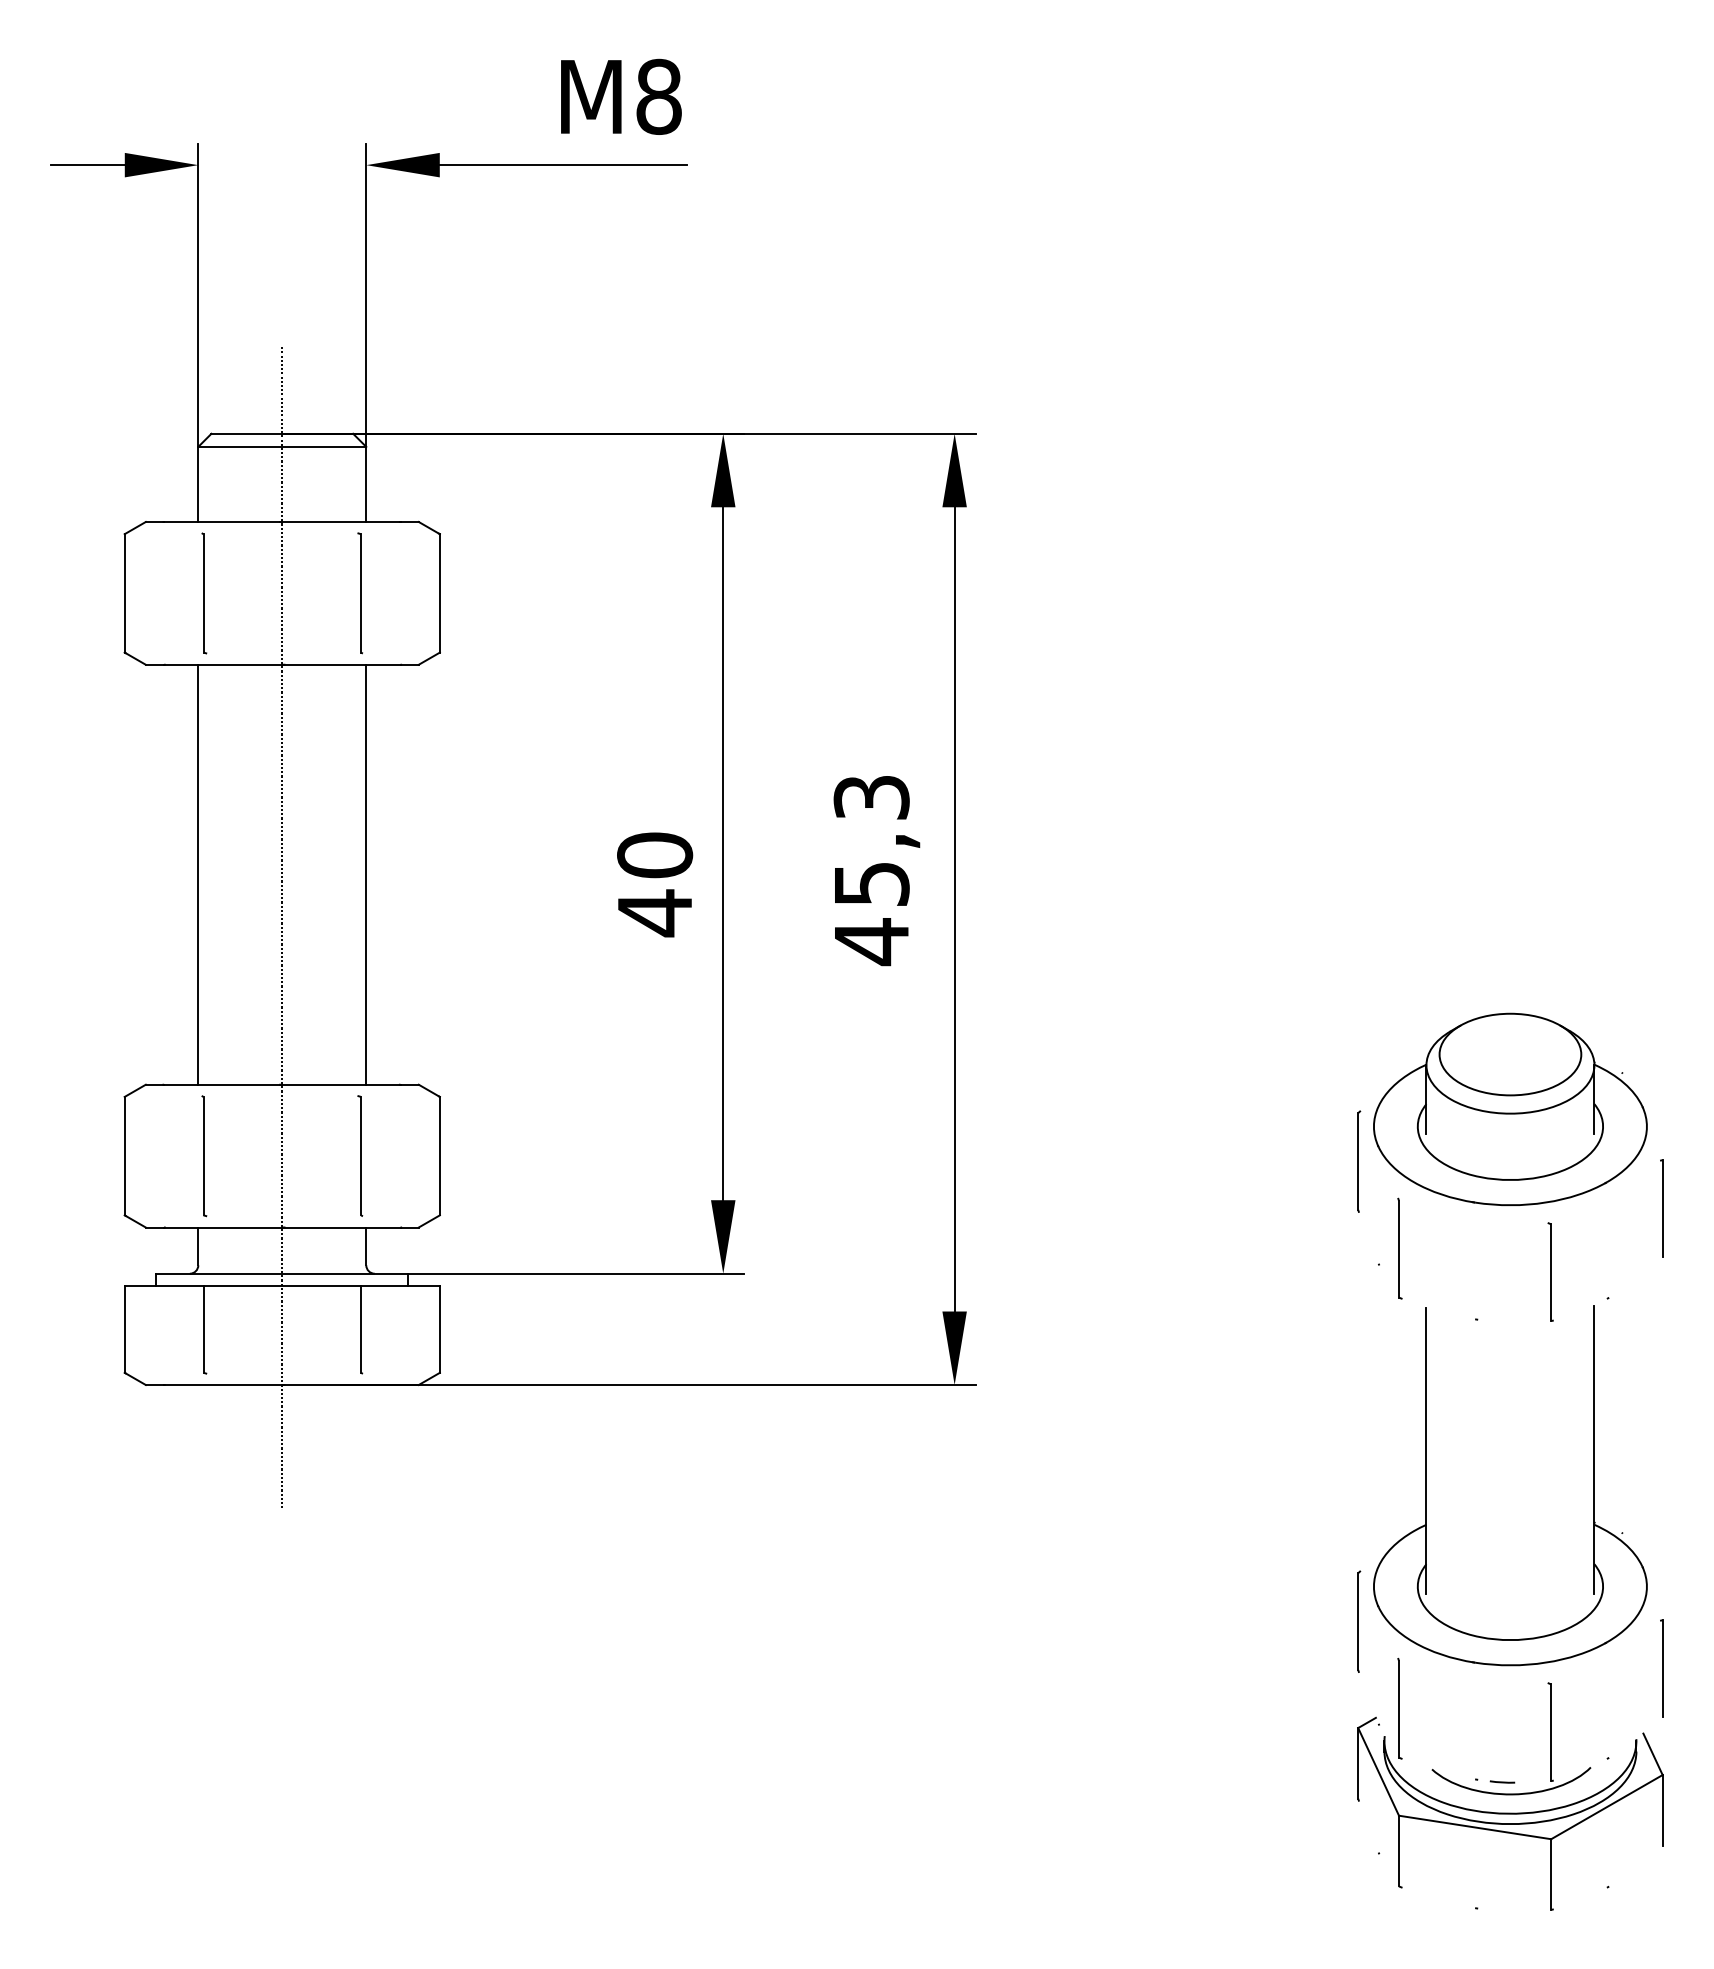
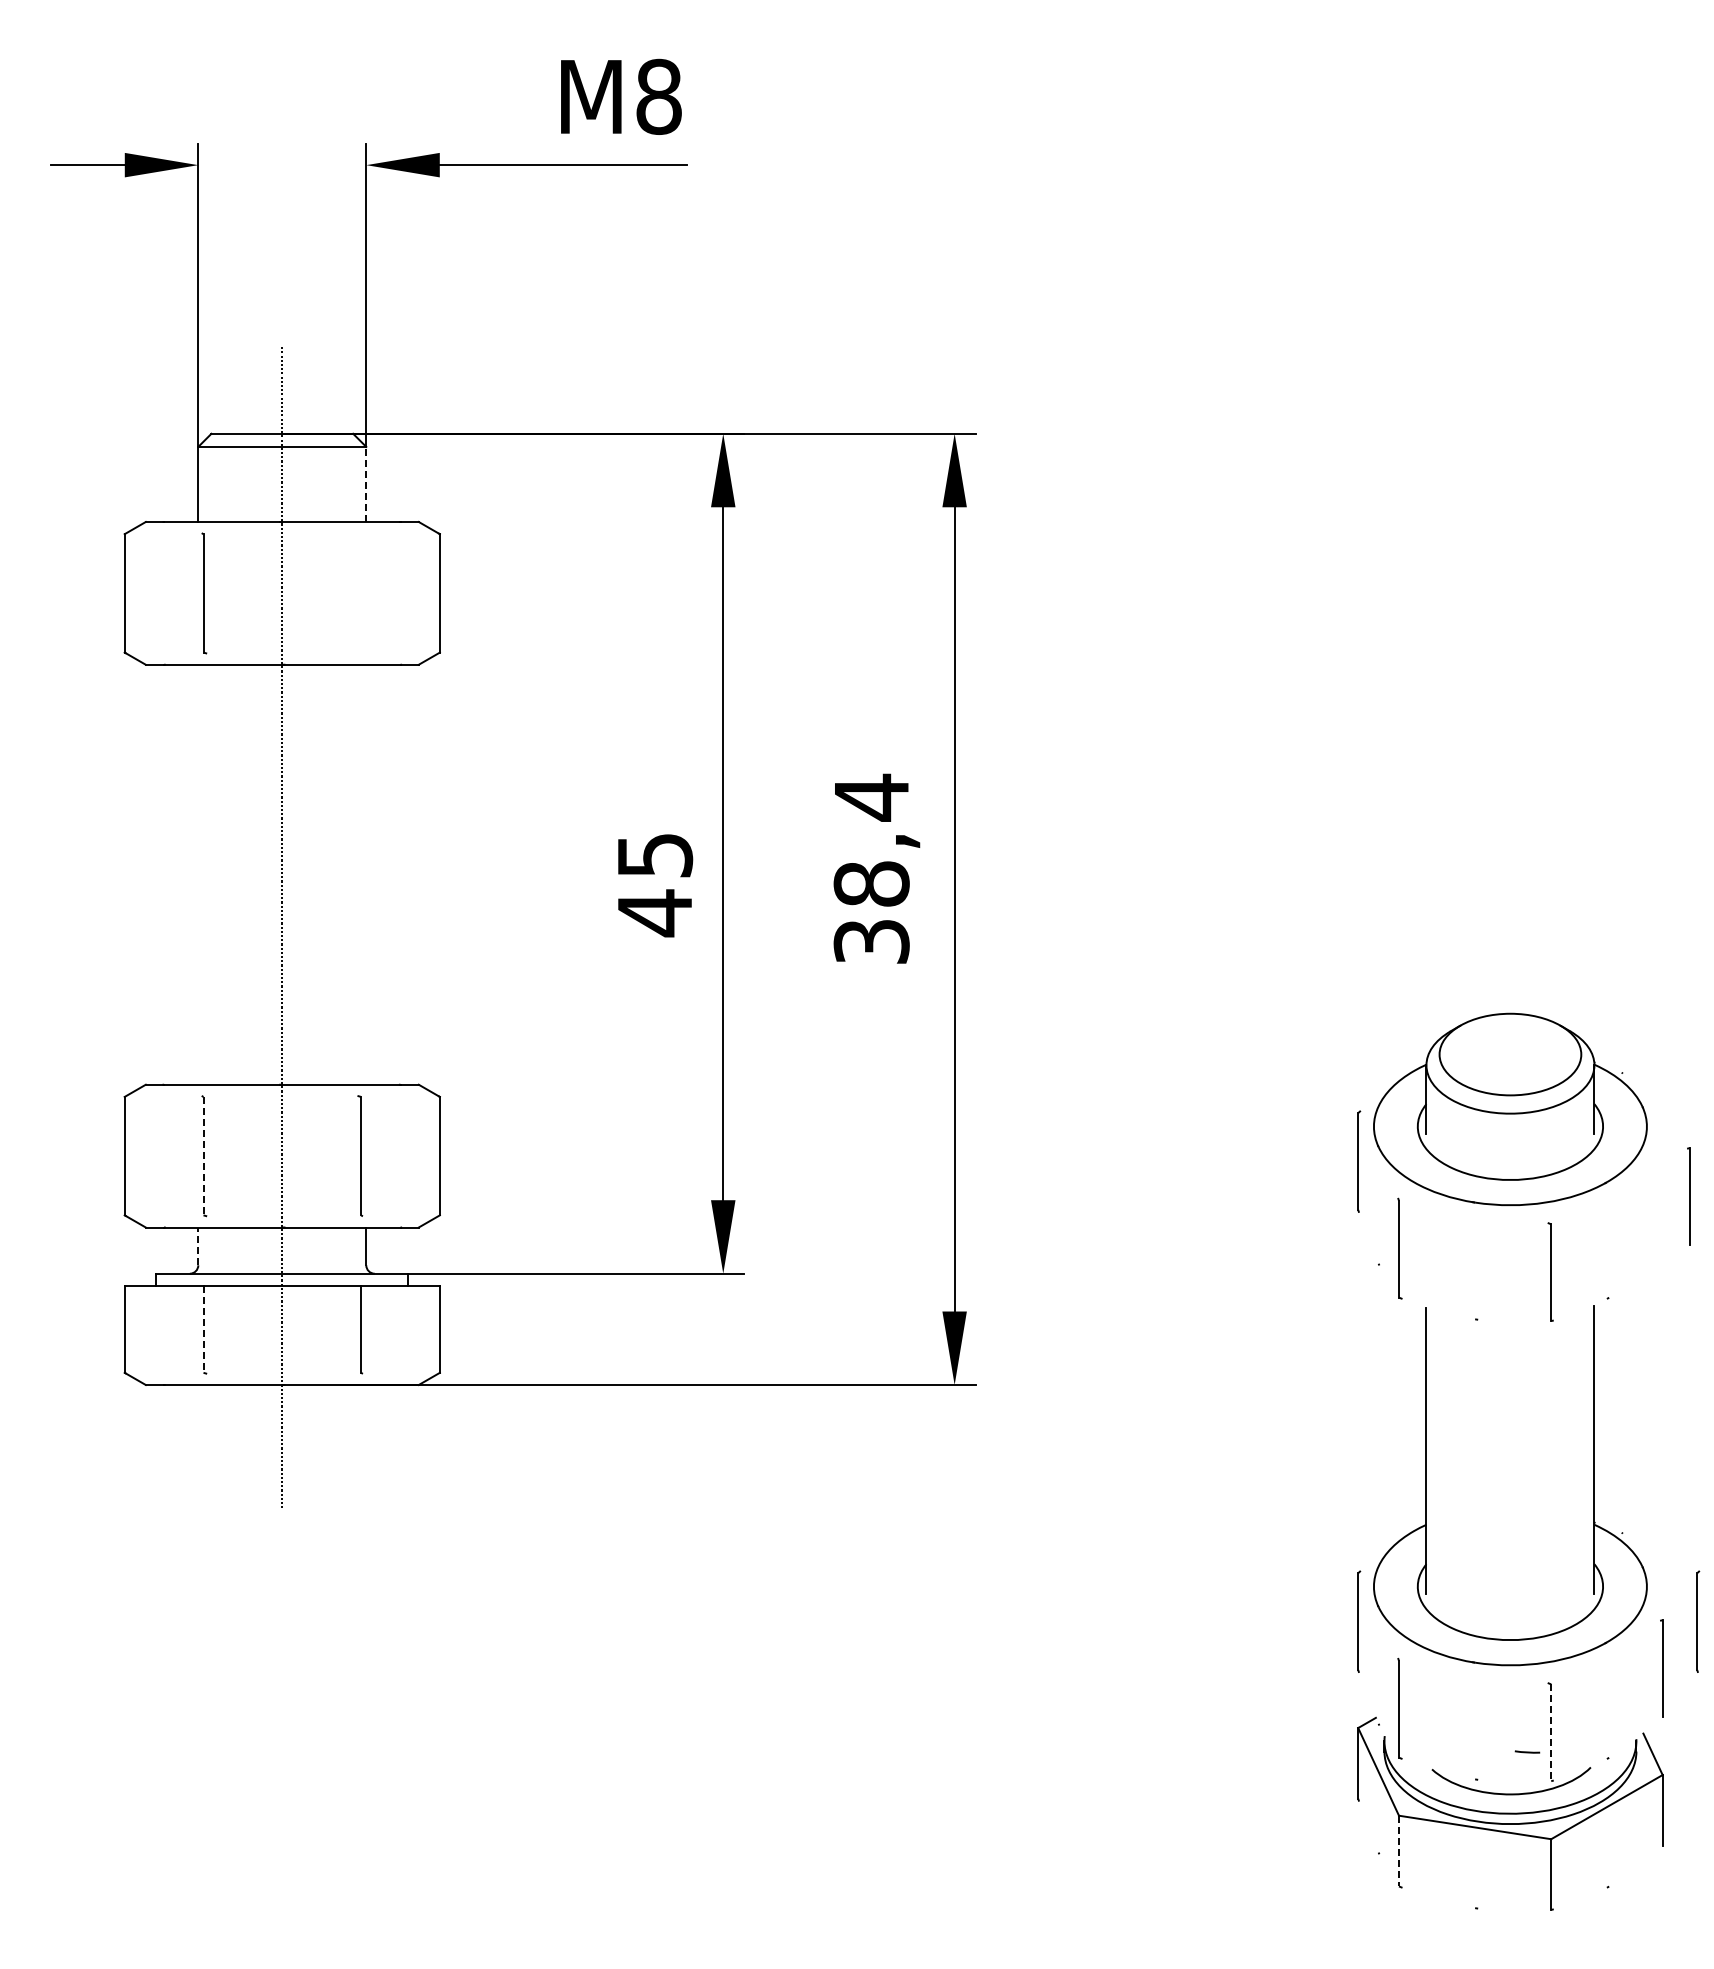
line: solid -> dashed (366, 484)
part: present -> none (360, 593)
text: 40 -> 45 (655, 855)
text: 45,3 -> 38,4 (871, 869)
line: present -> none (198, 874)
line: present -> none (366, 874)
line: solid -> dashed (203, 1156)
part position: (1661, 1208) -> (1688, 1196) (1688, 1196)
line: solid -> dashed (198, 1246)
line: solid -> dashed (203, 1330)
part: none -> present (1698, 1621)
line: solid -> dashed (1551, 1733)
line position: (1502, 1781) -> (1527, 1751) (1527, 1751)
line: solid -> dashed (1398, 1851)
